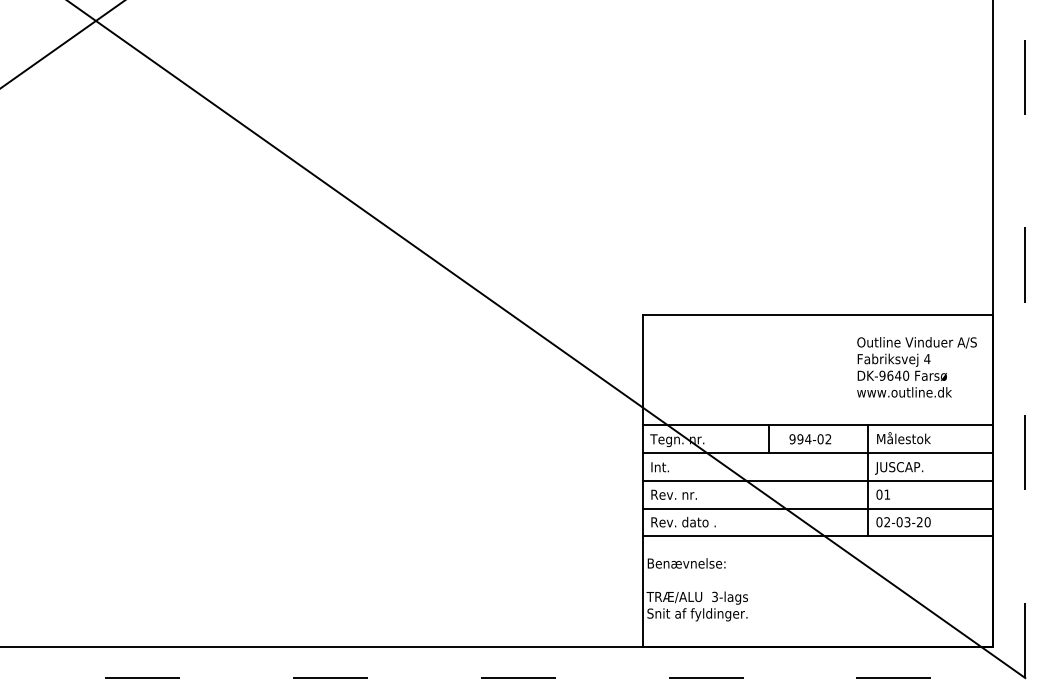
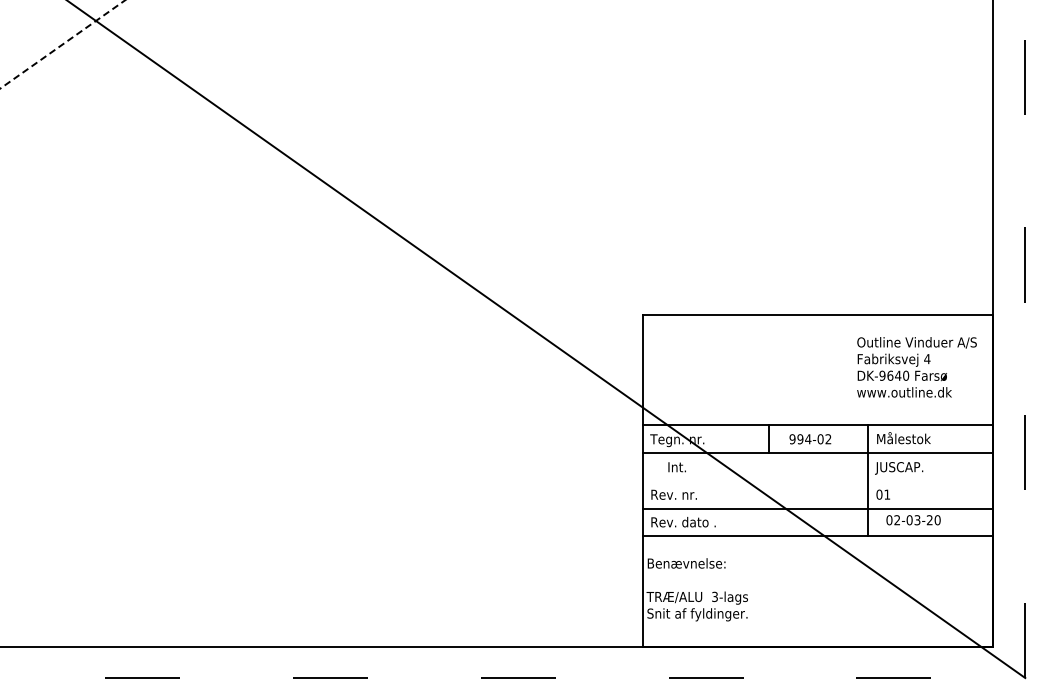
line: solid -> dashed (62, 44)
text position: (659, 467) -> (676, 467) (676, 467)
line: present -> none (817, 480)
text position: (903, 522) -> (913, 520) (913, 520)
